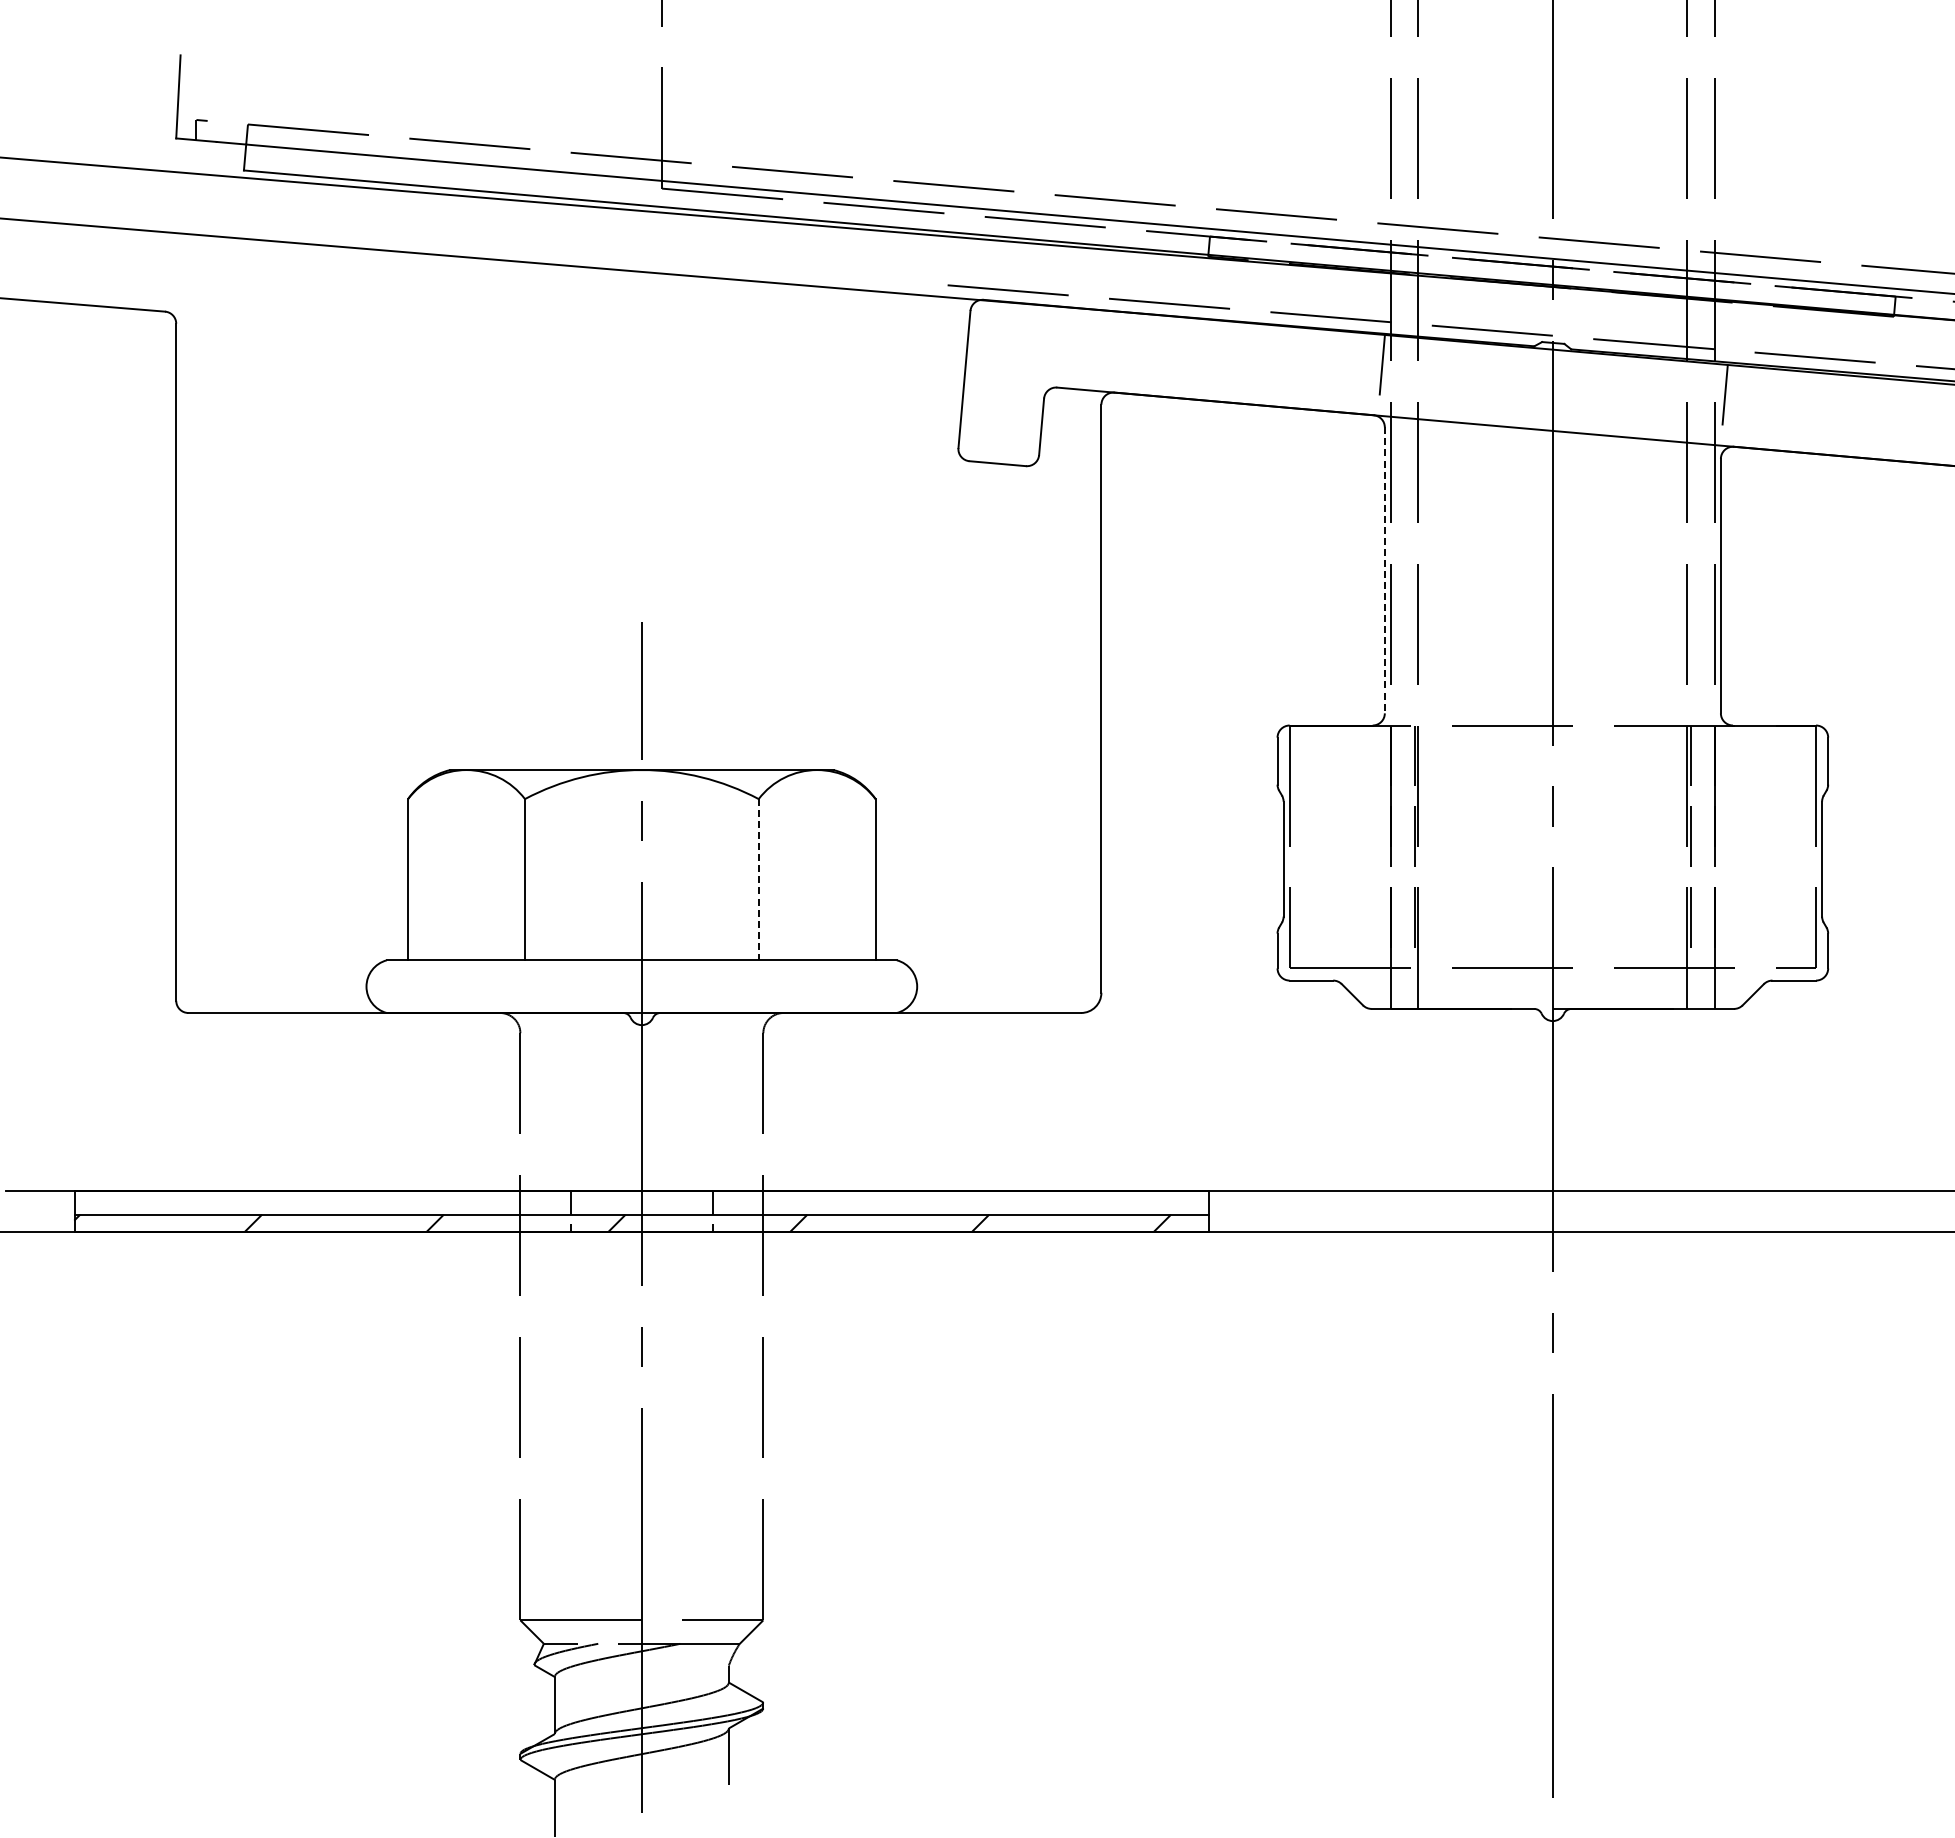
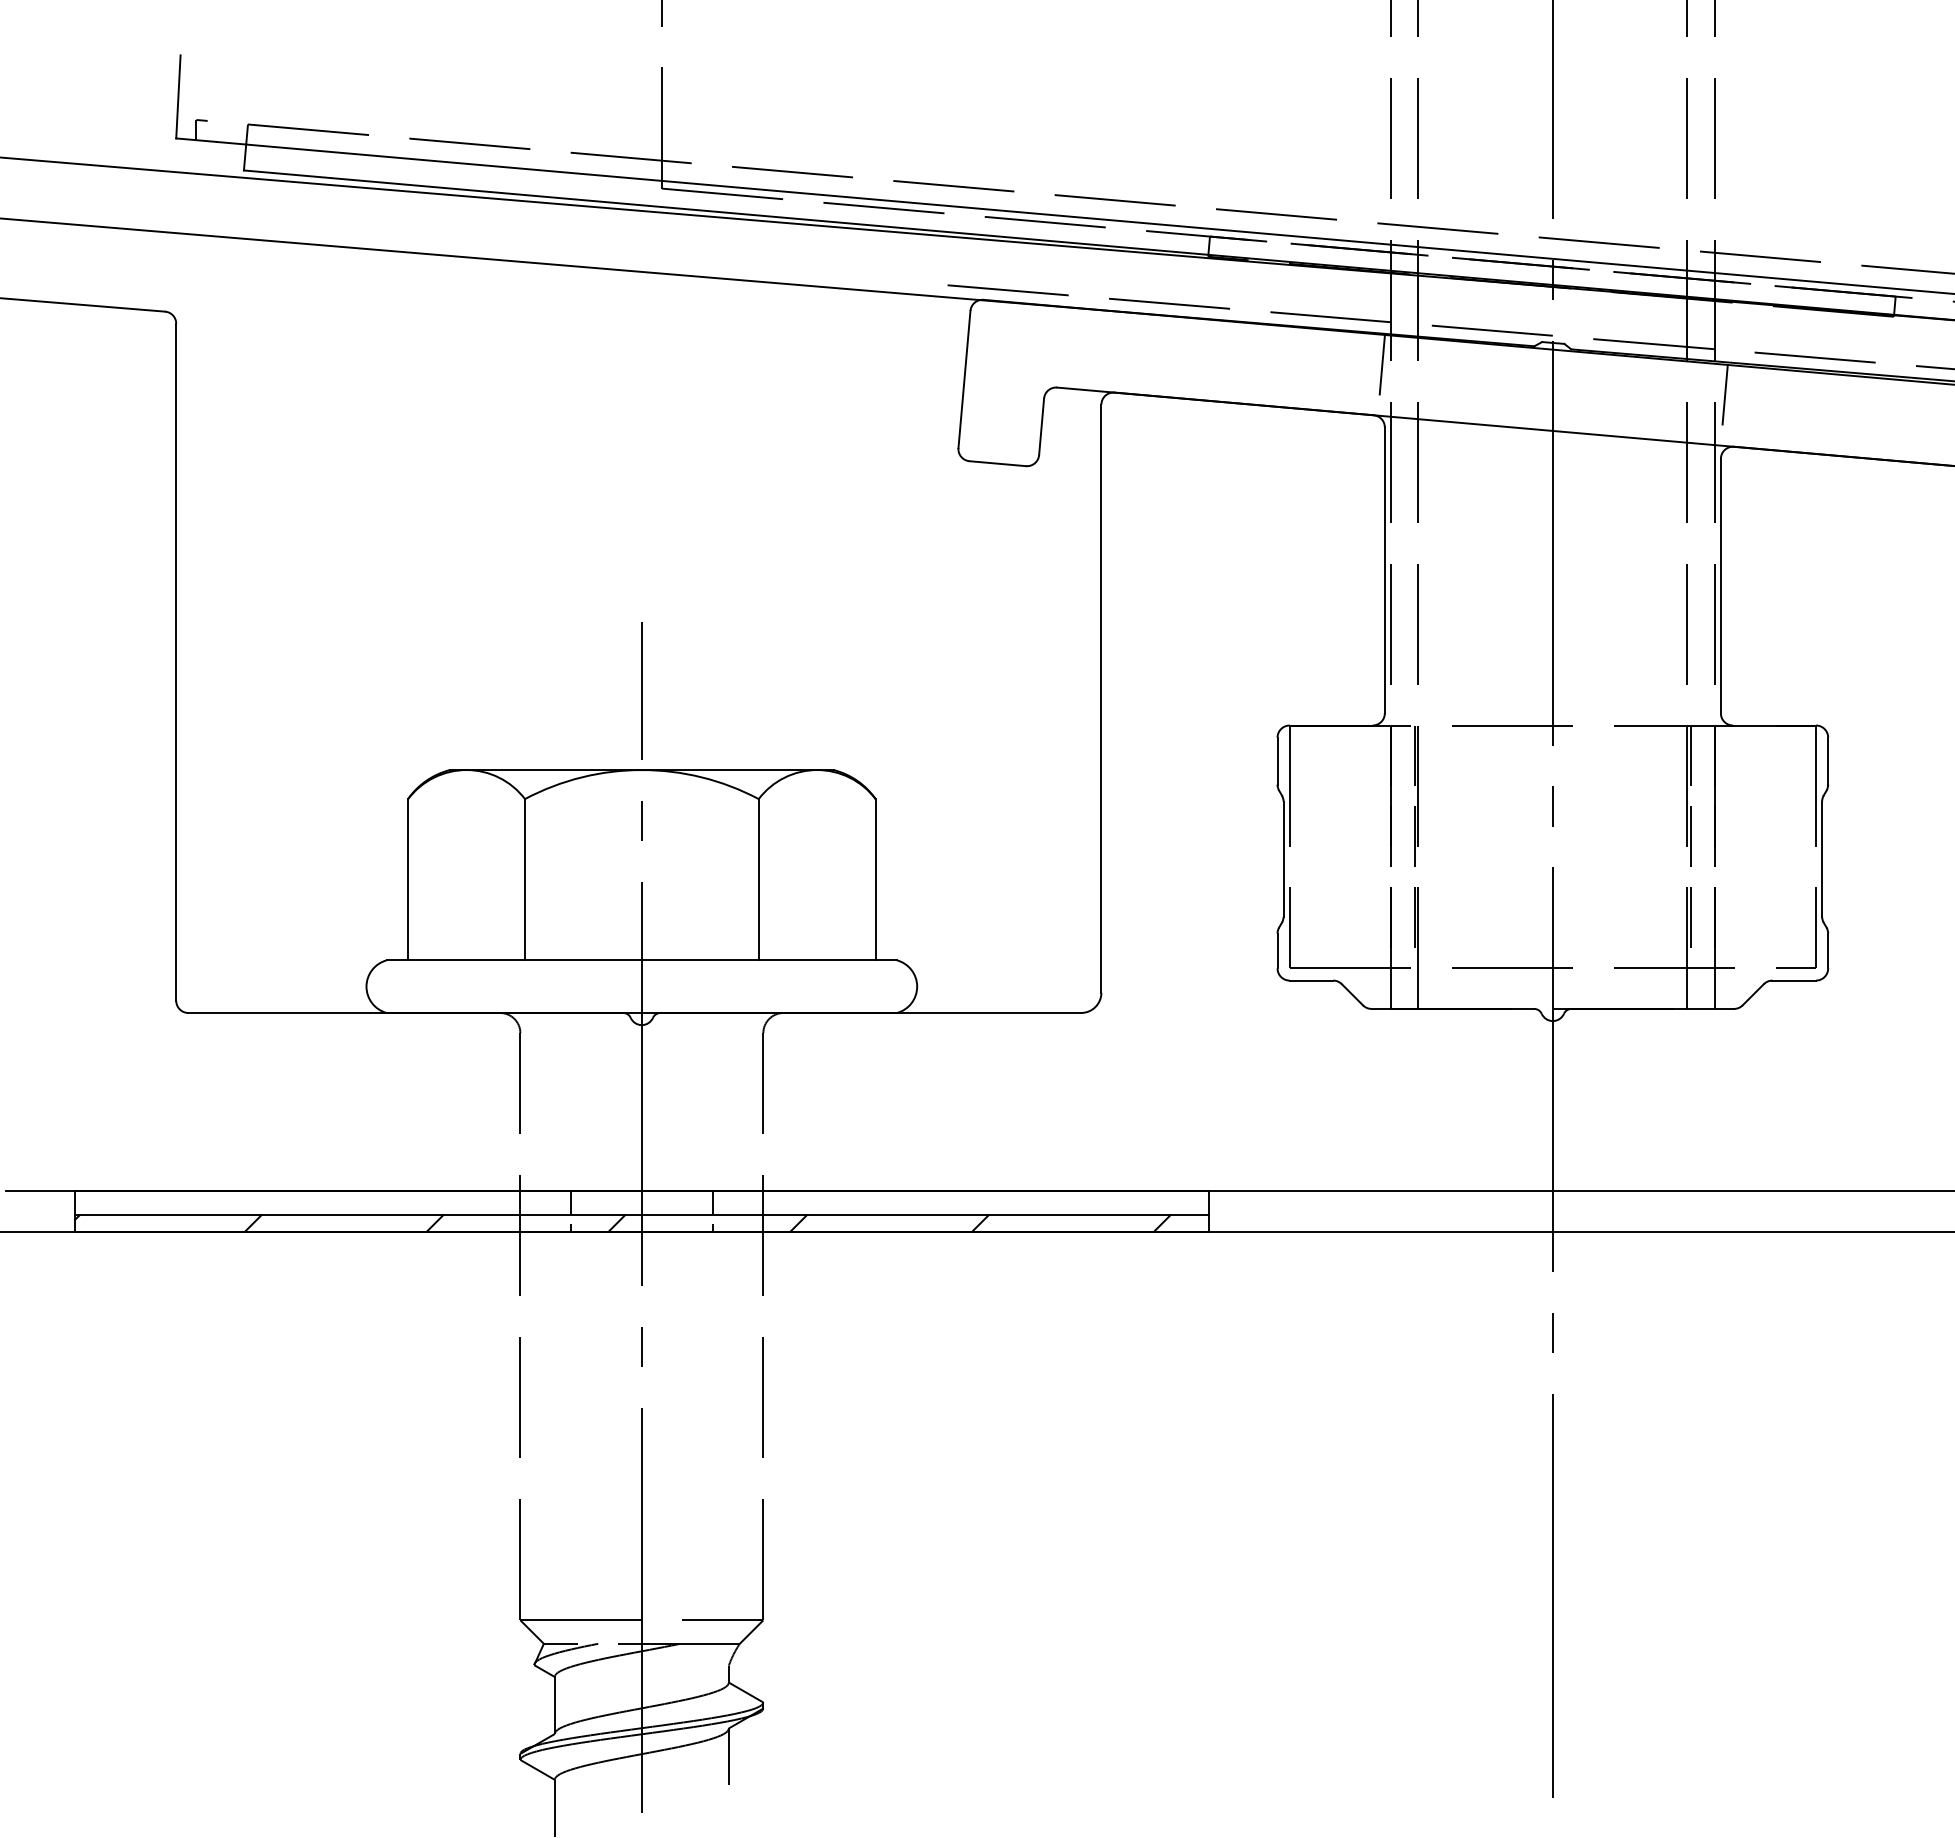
line: dashed -> solid (1384, 570)
line: dashed -> solid (758, 879)
